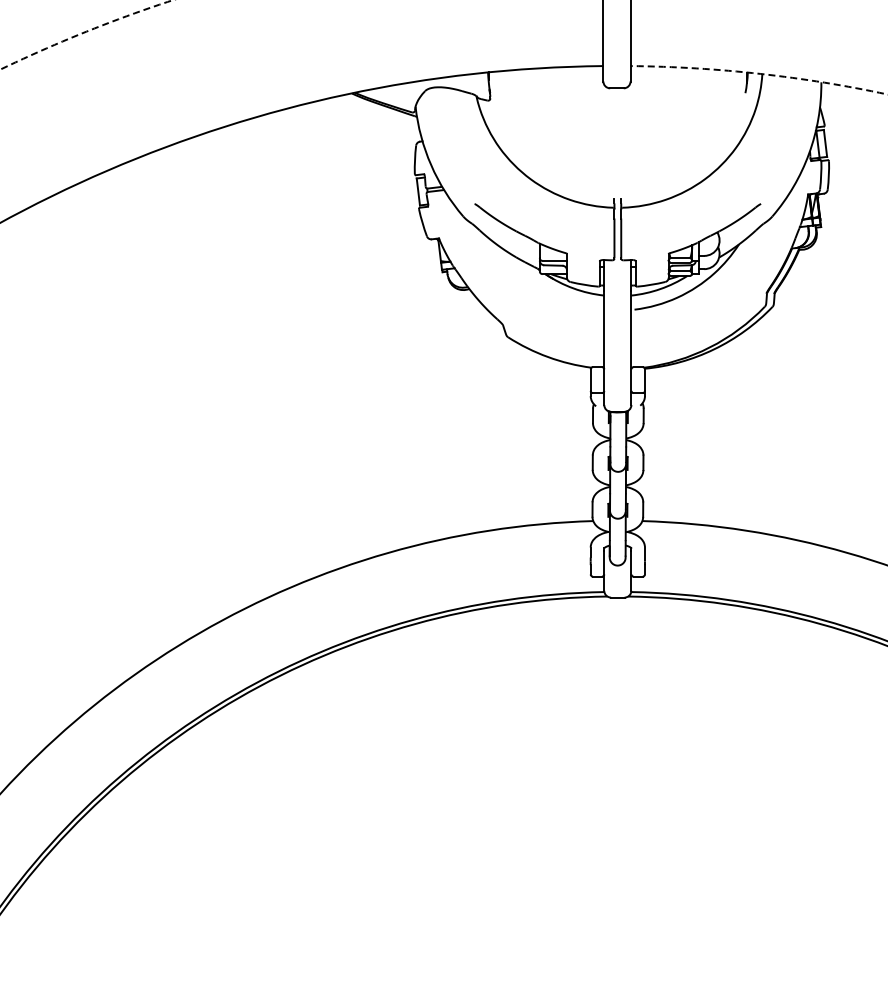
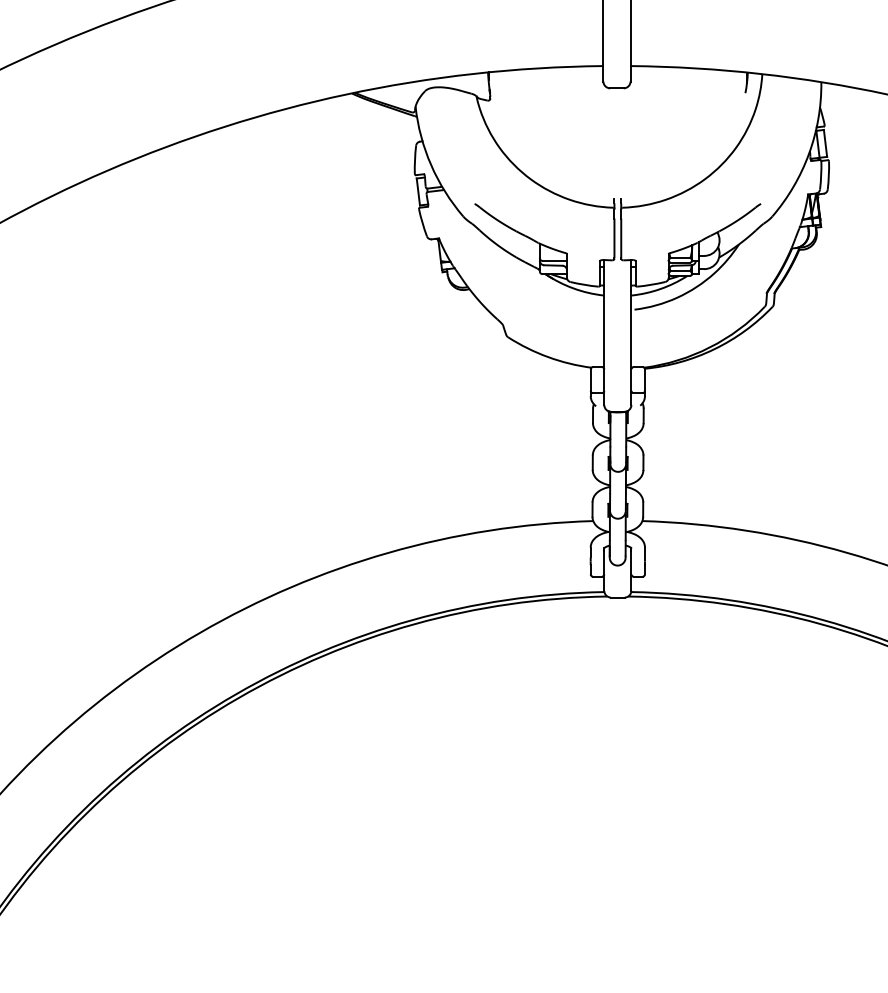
arc: dashed -> solid (85, 32)
arc: dashed -> solid (760, 73)
